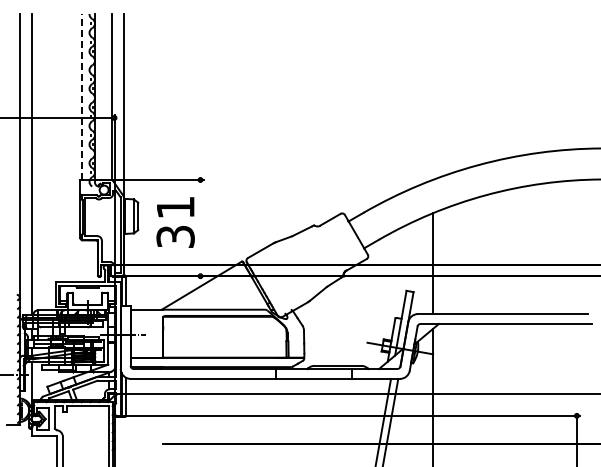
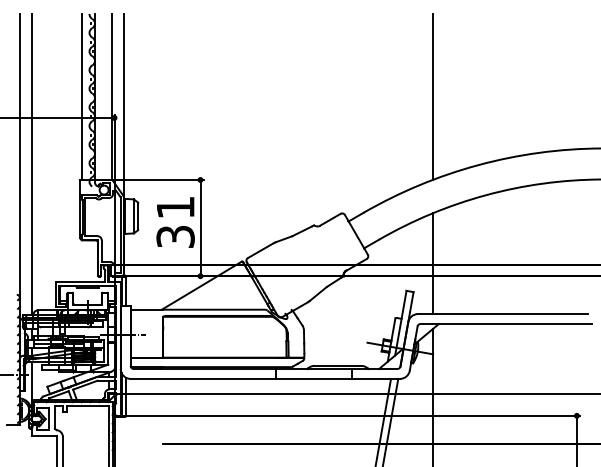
line: dashed -> solid (81, 96)
line: none -> present (432, 96)
line: none -> present (200, 227)
